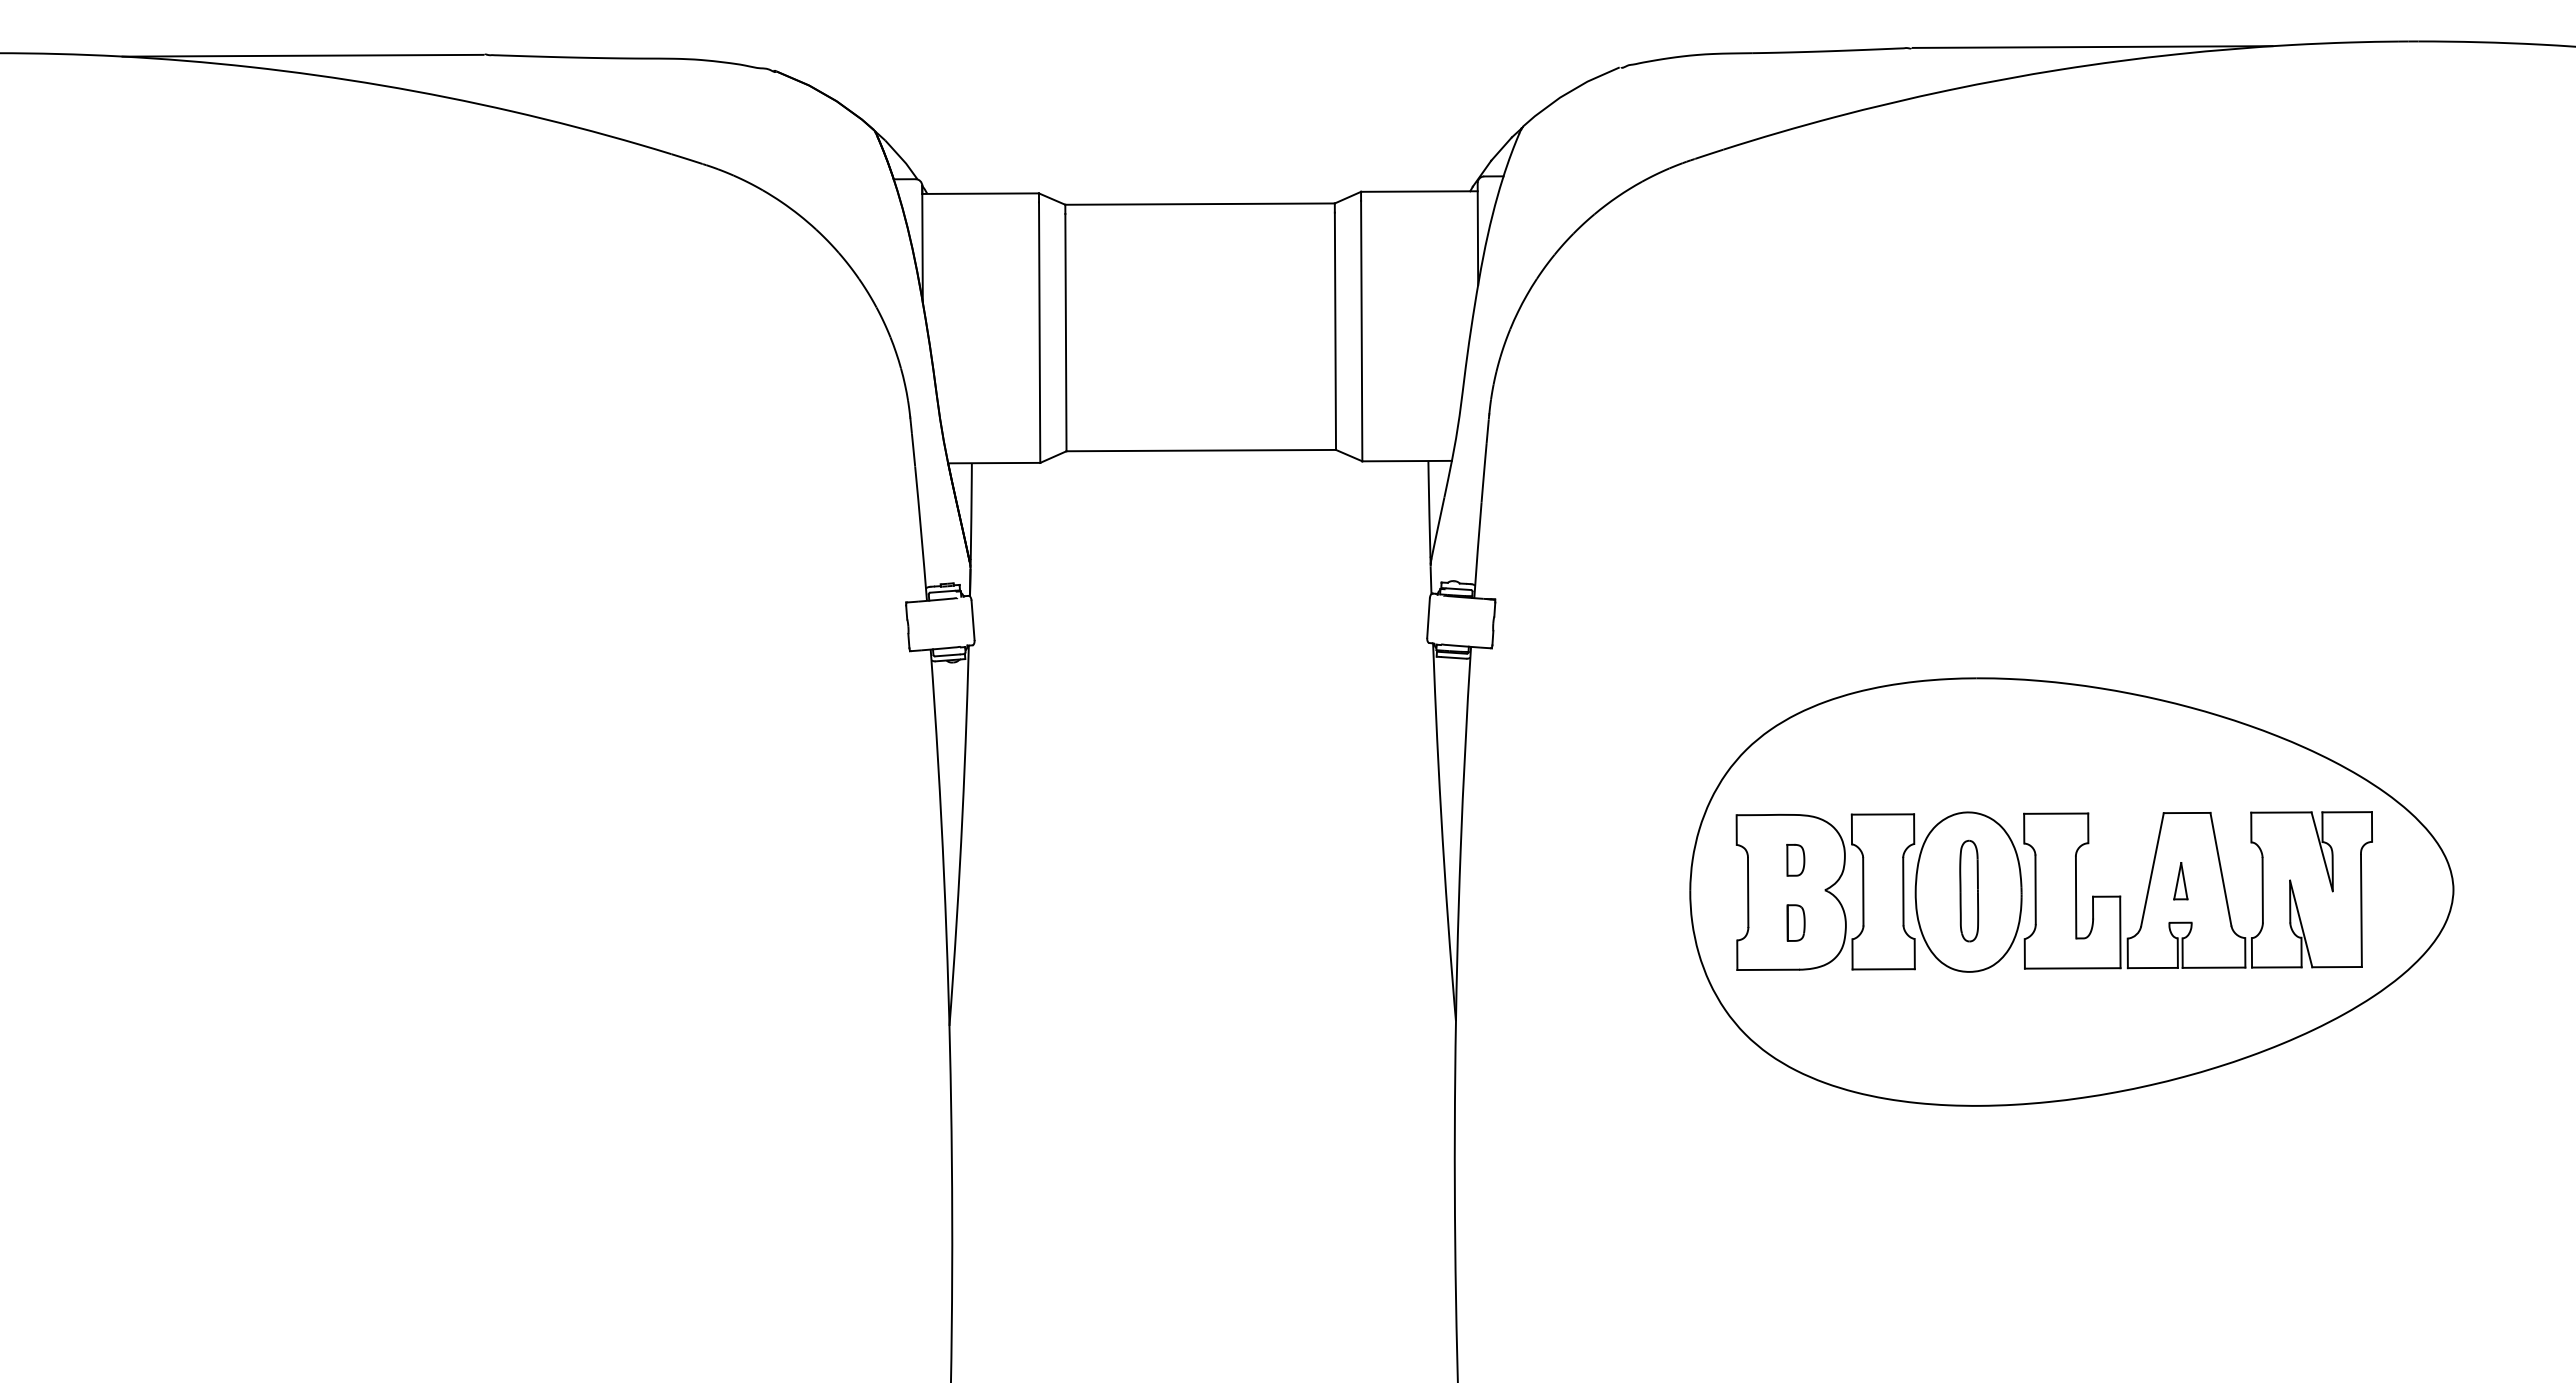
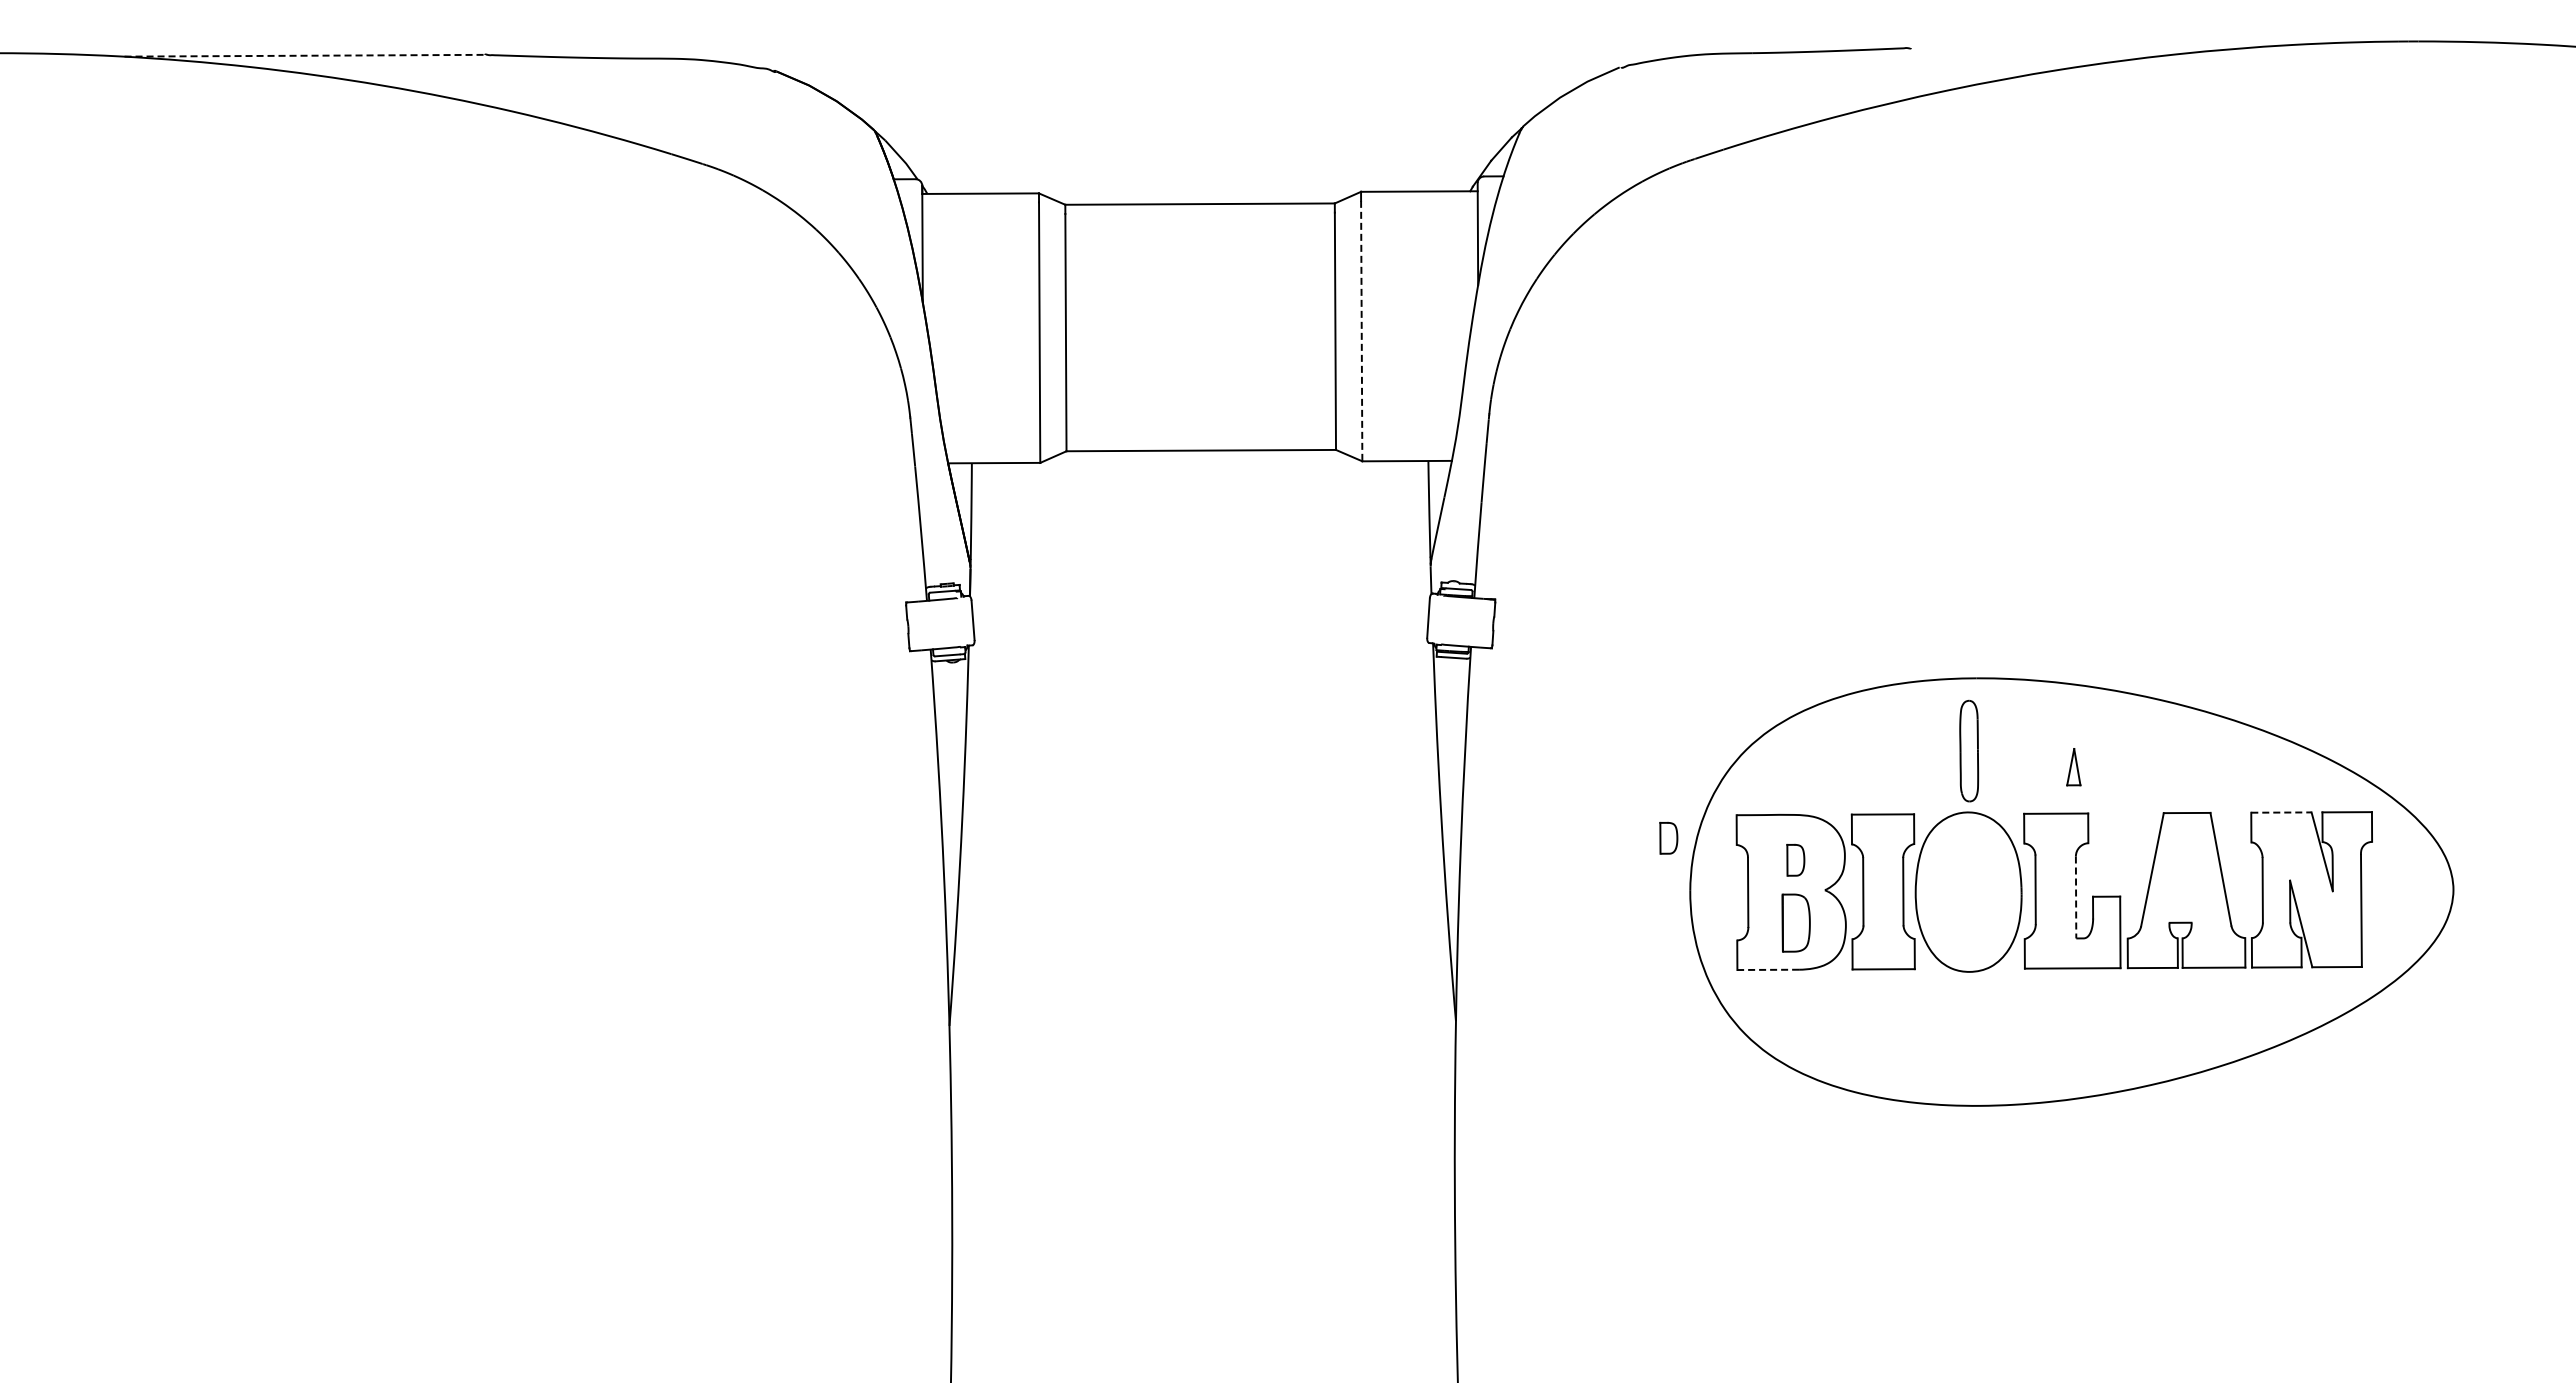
line: present -> none (2092, 46)
line: solid -> dashed (303, 55)
line: solid -> dashed (1361, 331)
line: solid -> dashed (2281, 812)
part: none -> present (1668, 837)
part position: (2180, 881) -> (2073, 767) (2073, 767)
part position: (1969, 890) -> (1969, 750) (1969, 750)
line: solid -> dashed (2076, 897)
part size: 20x38 px -> 30x60 px (1795, 922)
line: solid -> dashed (1768, 969)
